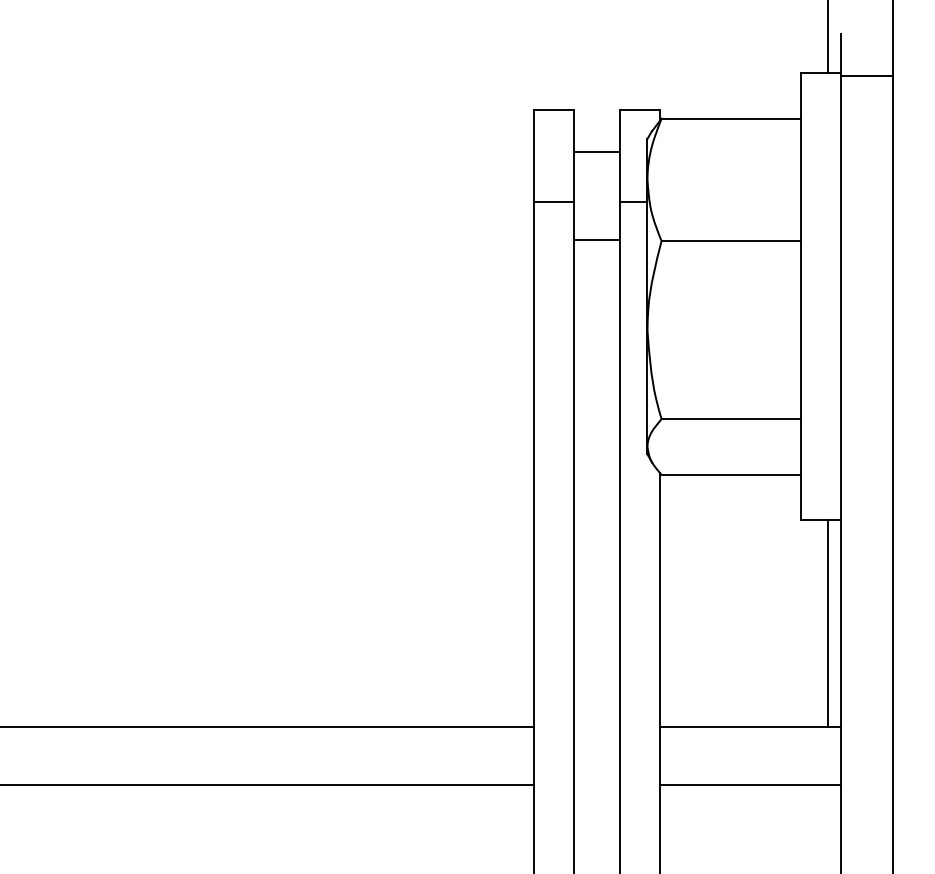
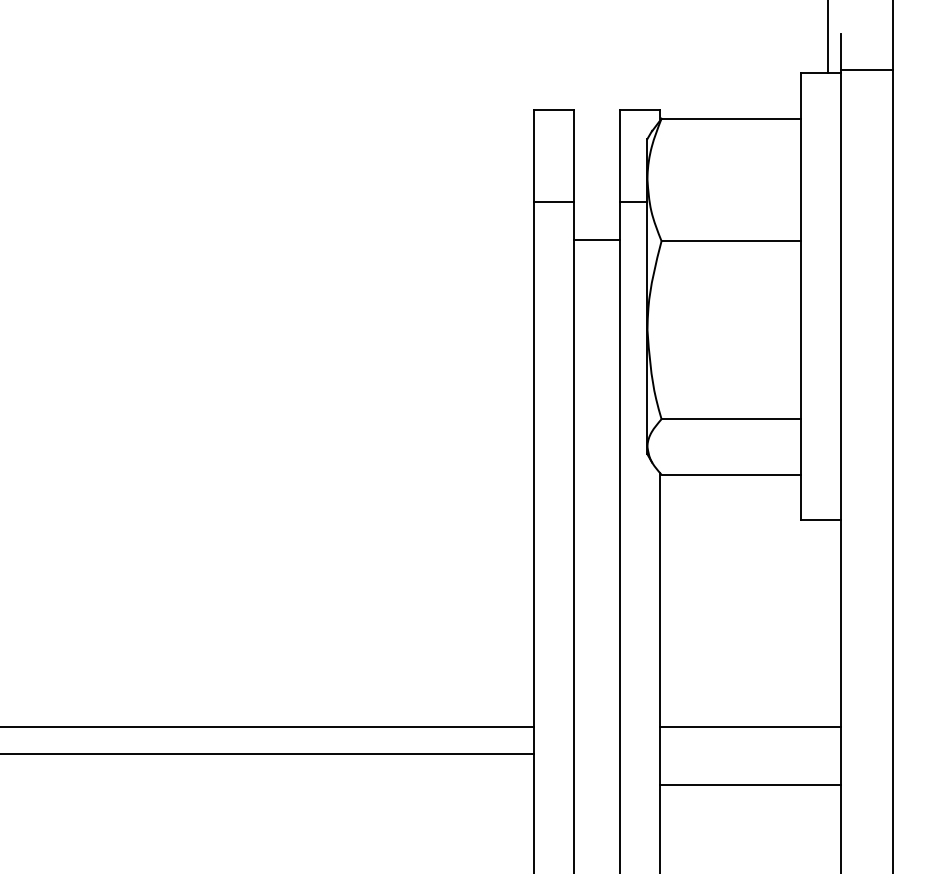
line position: (866, 75) -> (866, 69) (866, 69)
line: present -> none (597, 152)
line: present -> none (827, 623)
line position: (268, 784) -> (268, 753) (268, 753)
